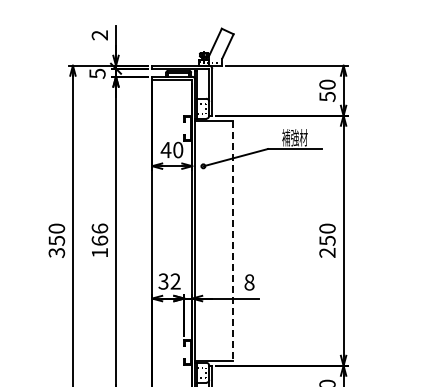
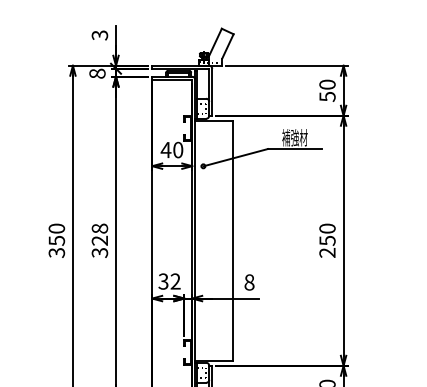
text: 2 -> 3 (100, 35)
text: 5 -> 8 (97, 73)
text: 166 -> 328 (99, 240)
line: dashed -> solid (233, 241)
